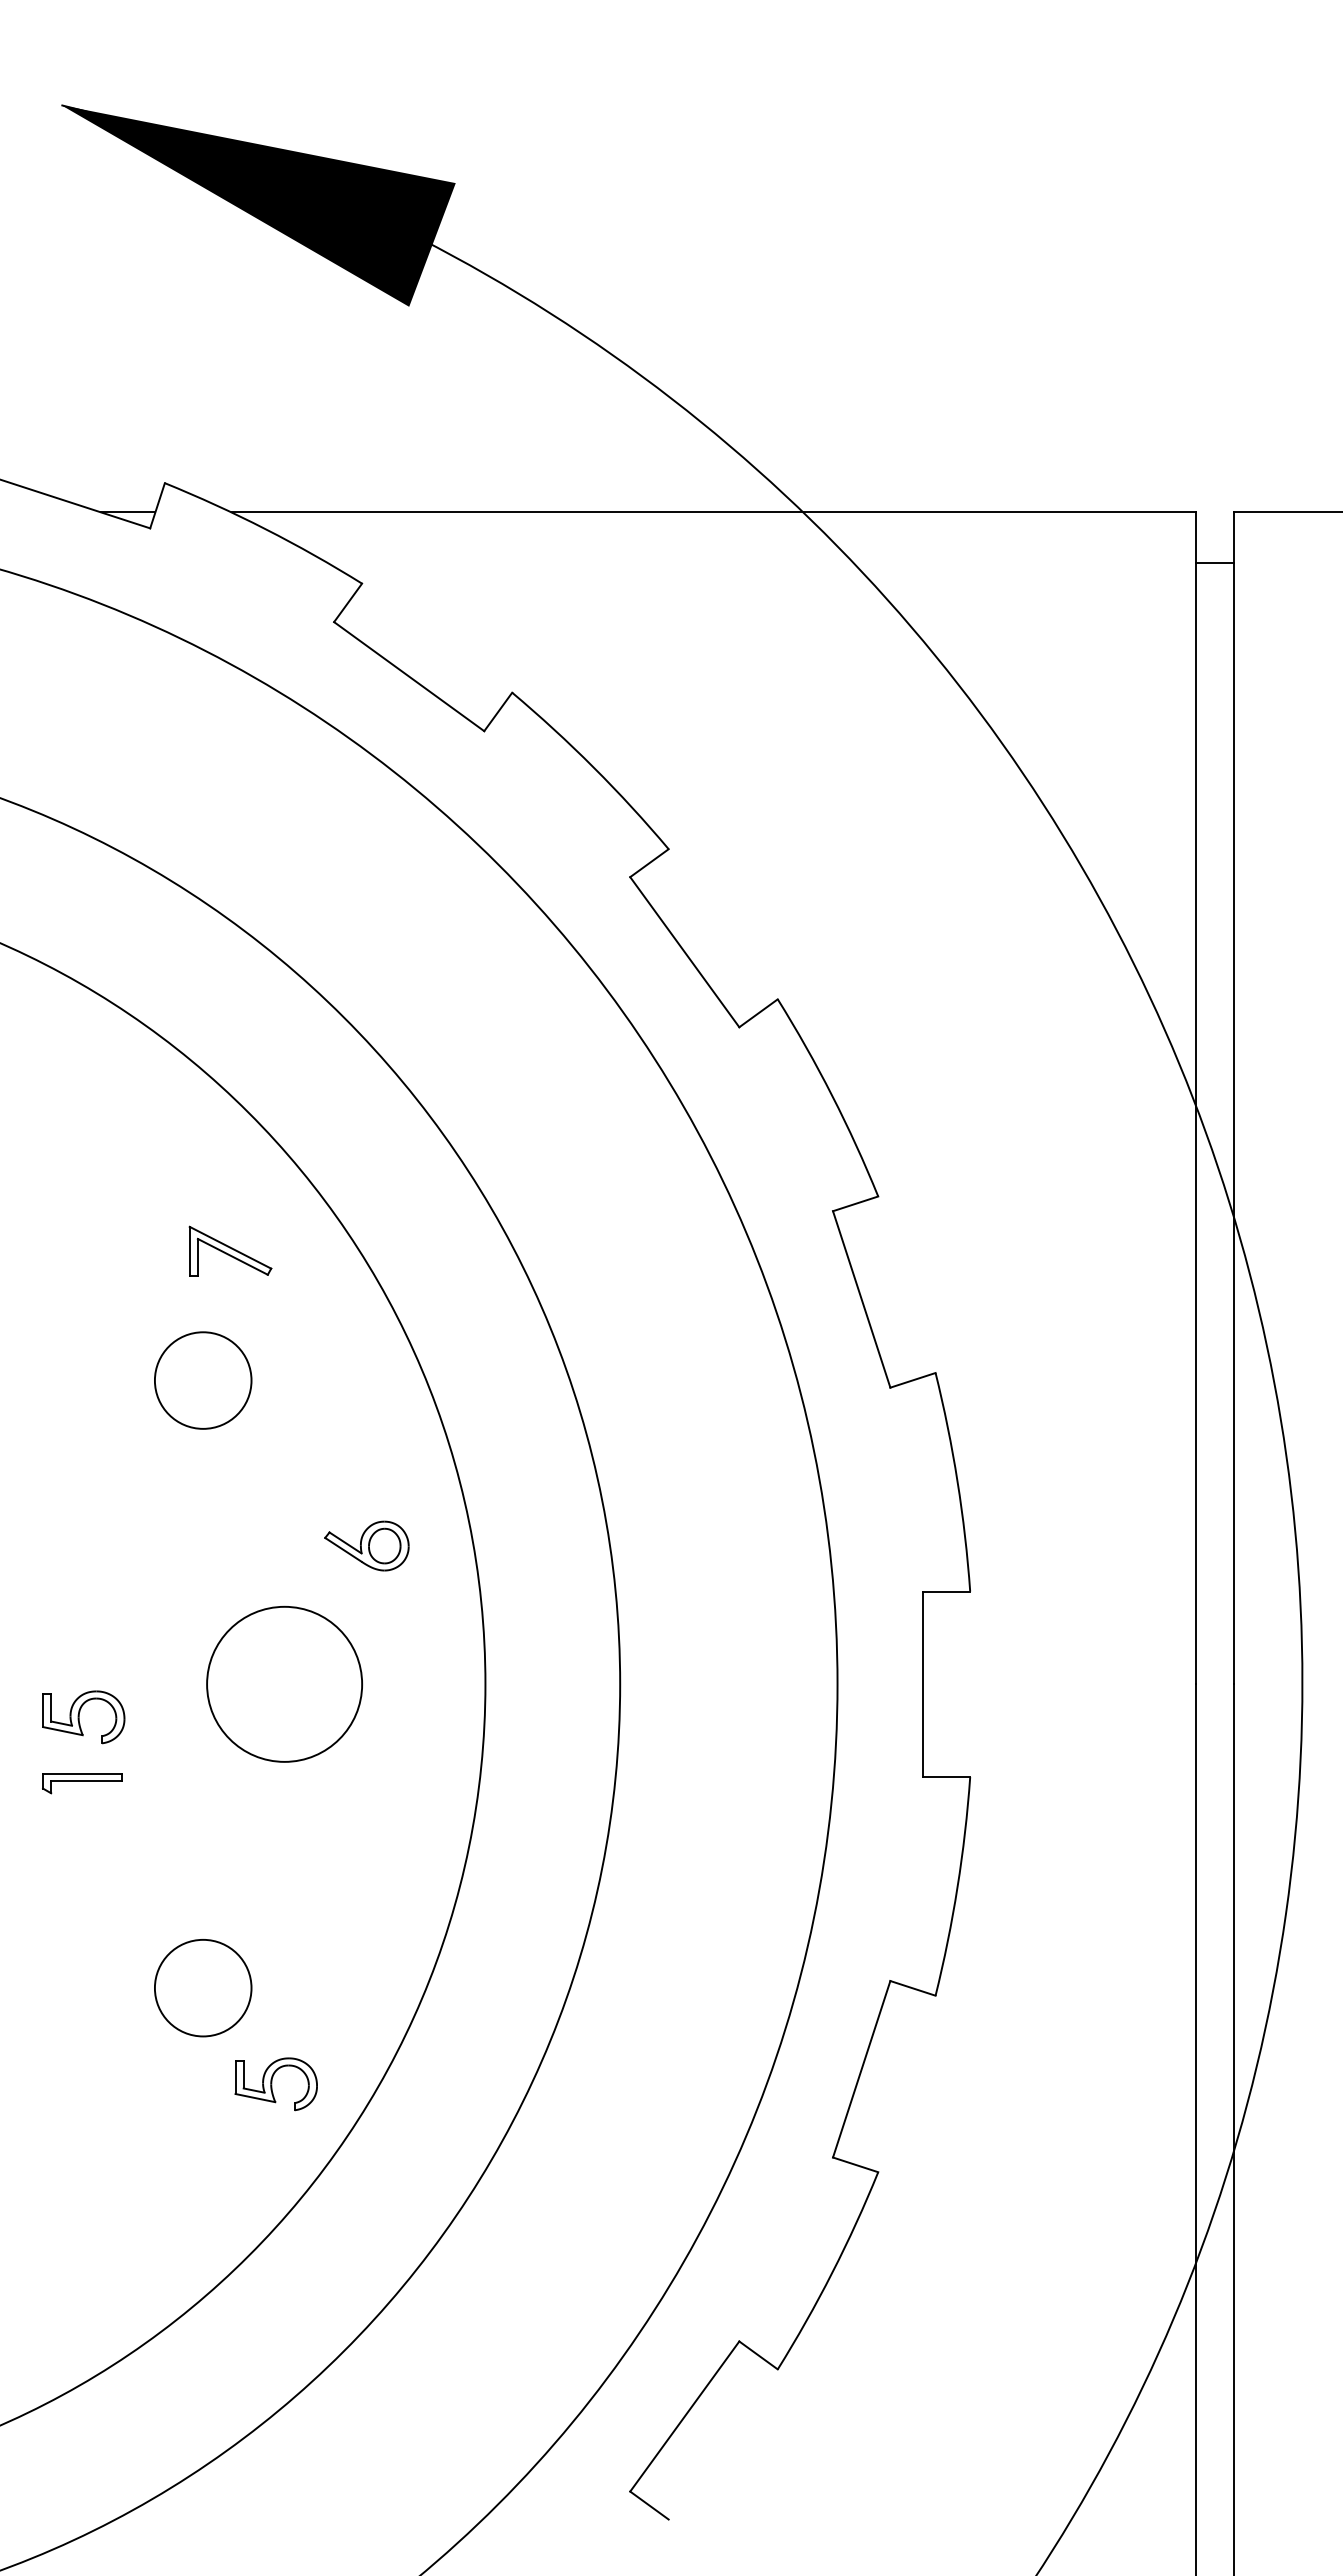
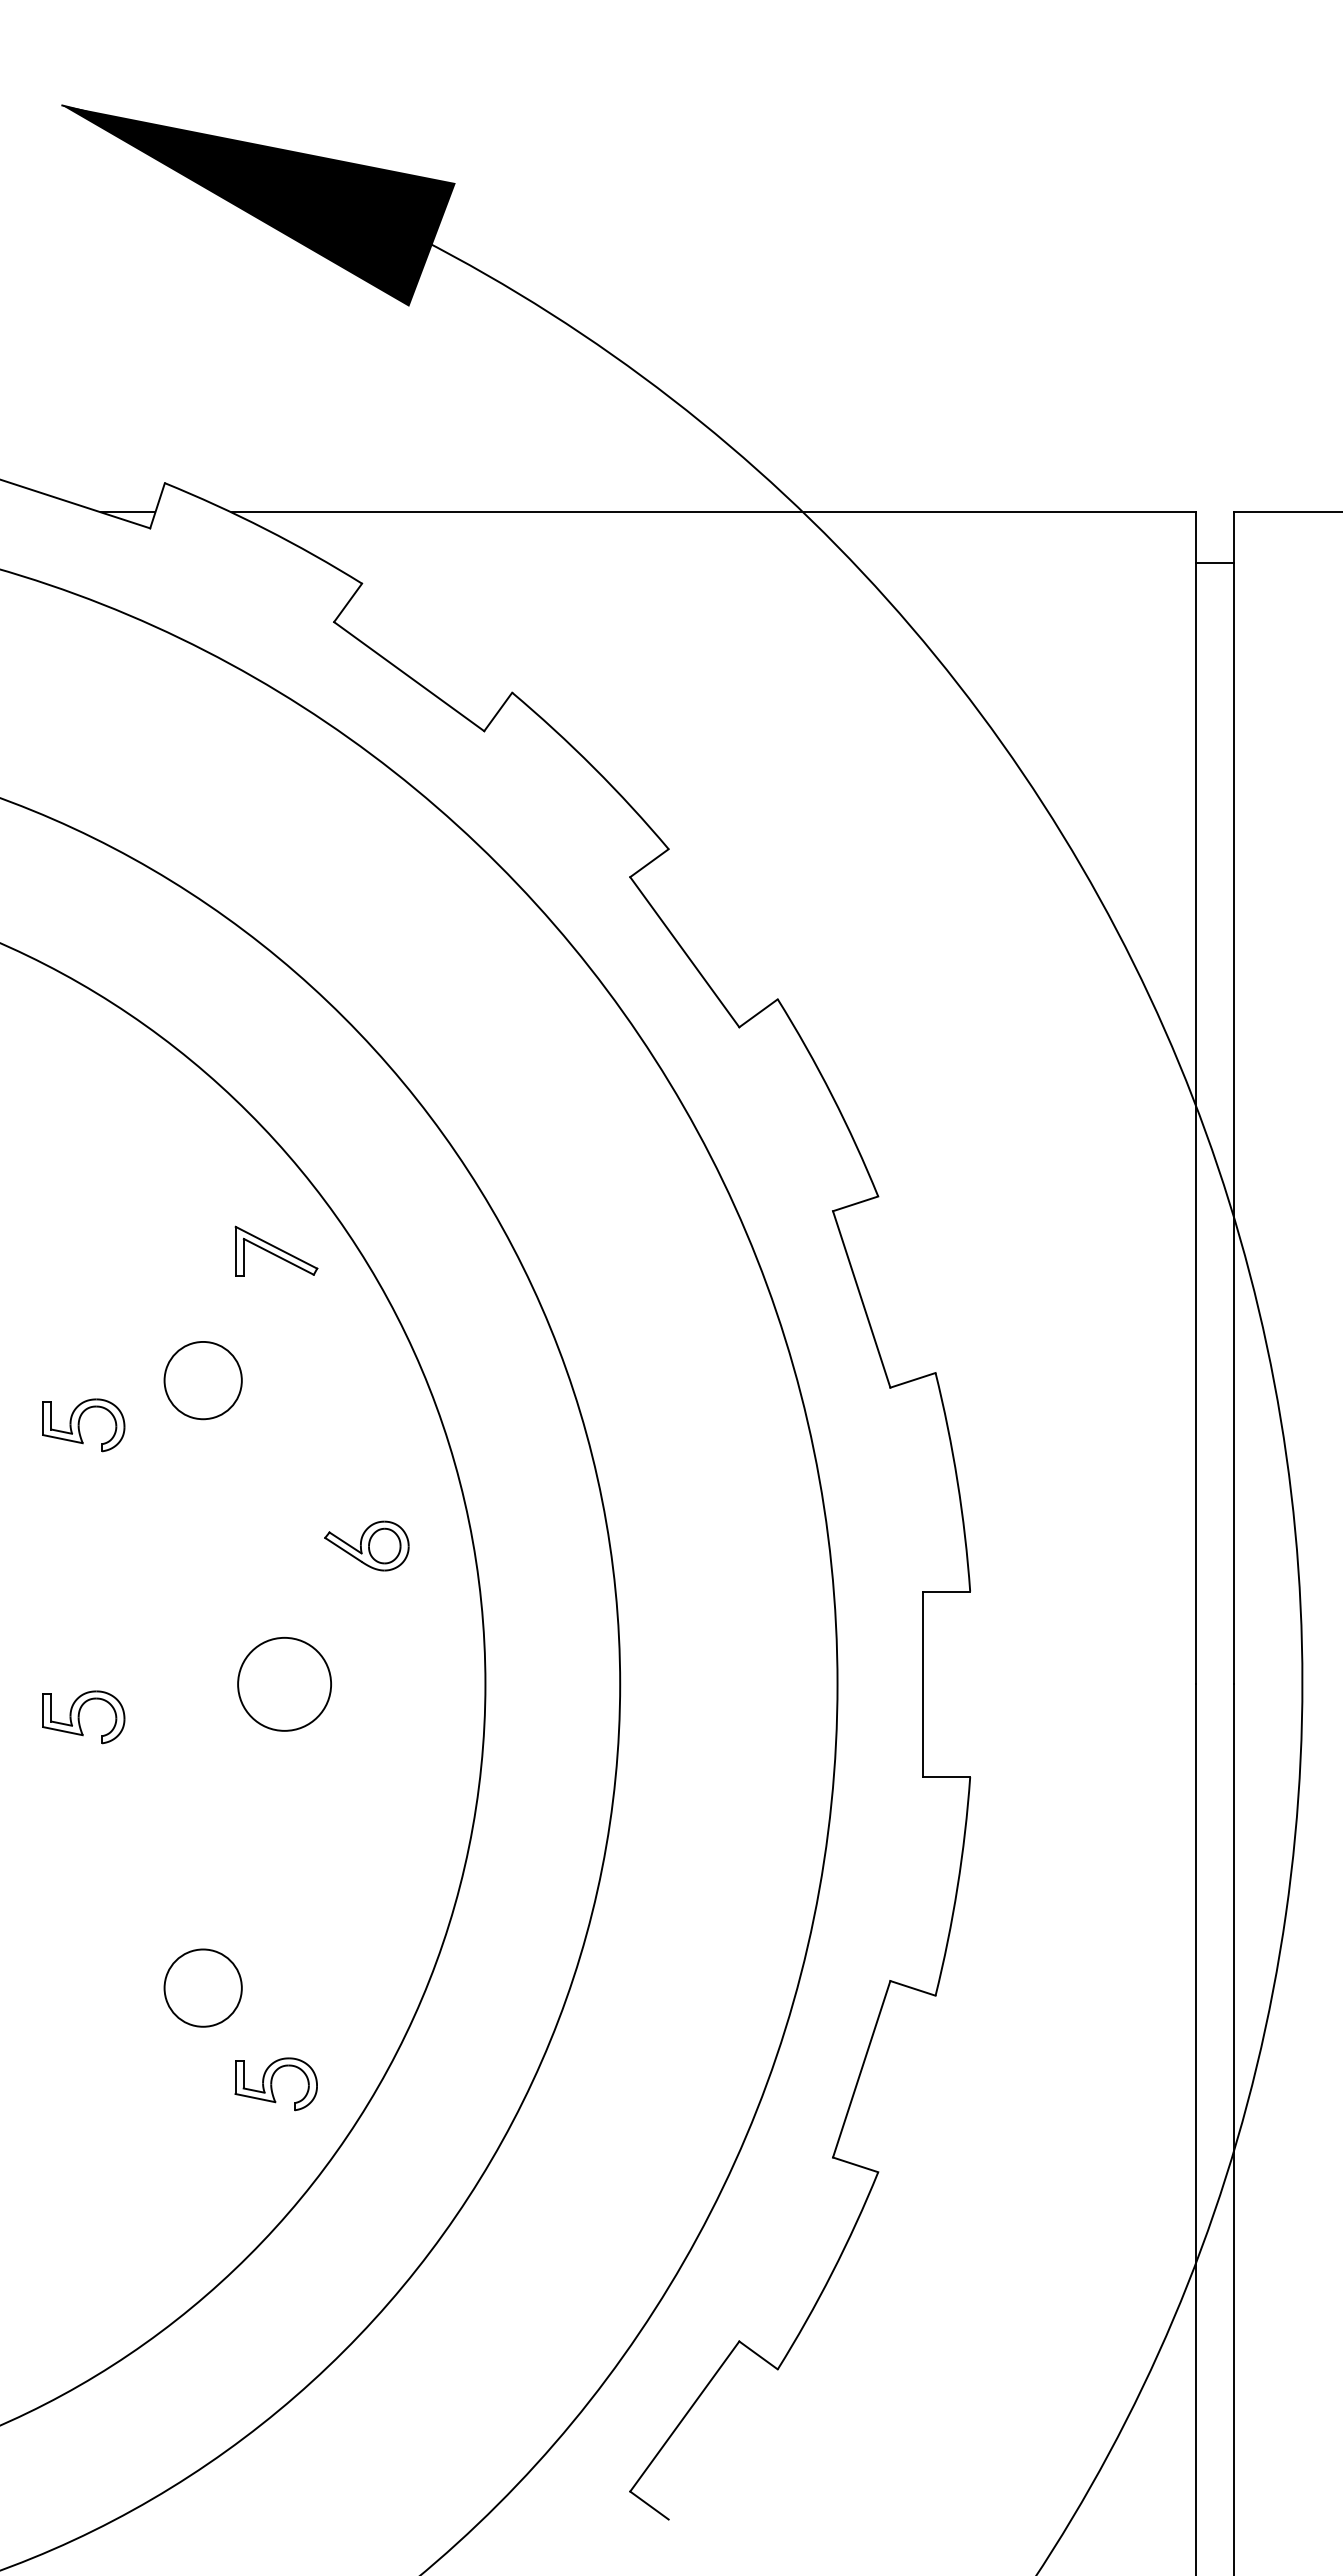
part position: (230, 1250) -> (276, 1250) (276, 1250)
circle diameter: 97 px -> 77 px (202, 1380)
part: none -> present (83, 1425)
circle diameter: 155 px -> 93 px (284, 1683)
part: present -> none (82, 1783)
circle diameter: 97 px -> 77 px (202, 1987)
